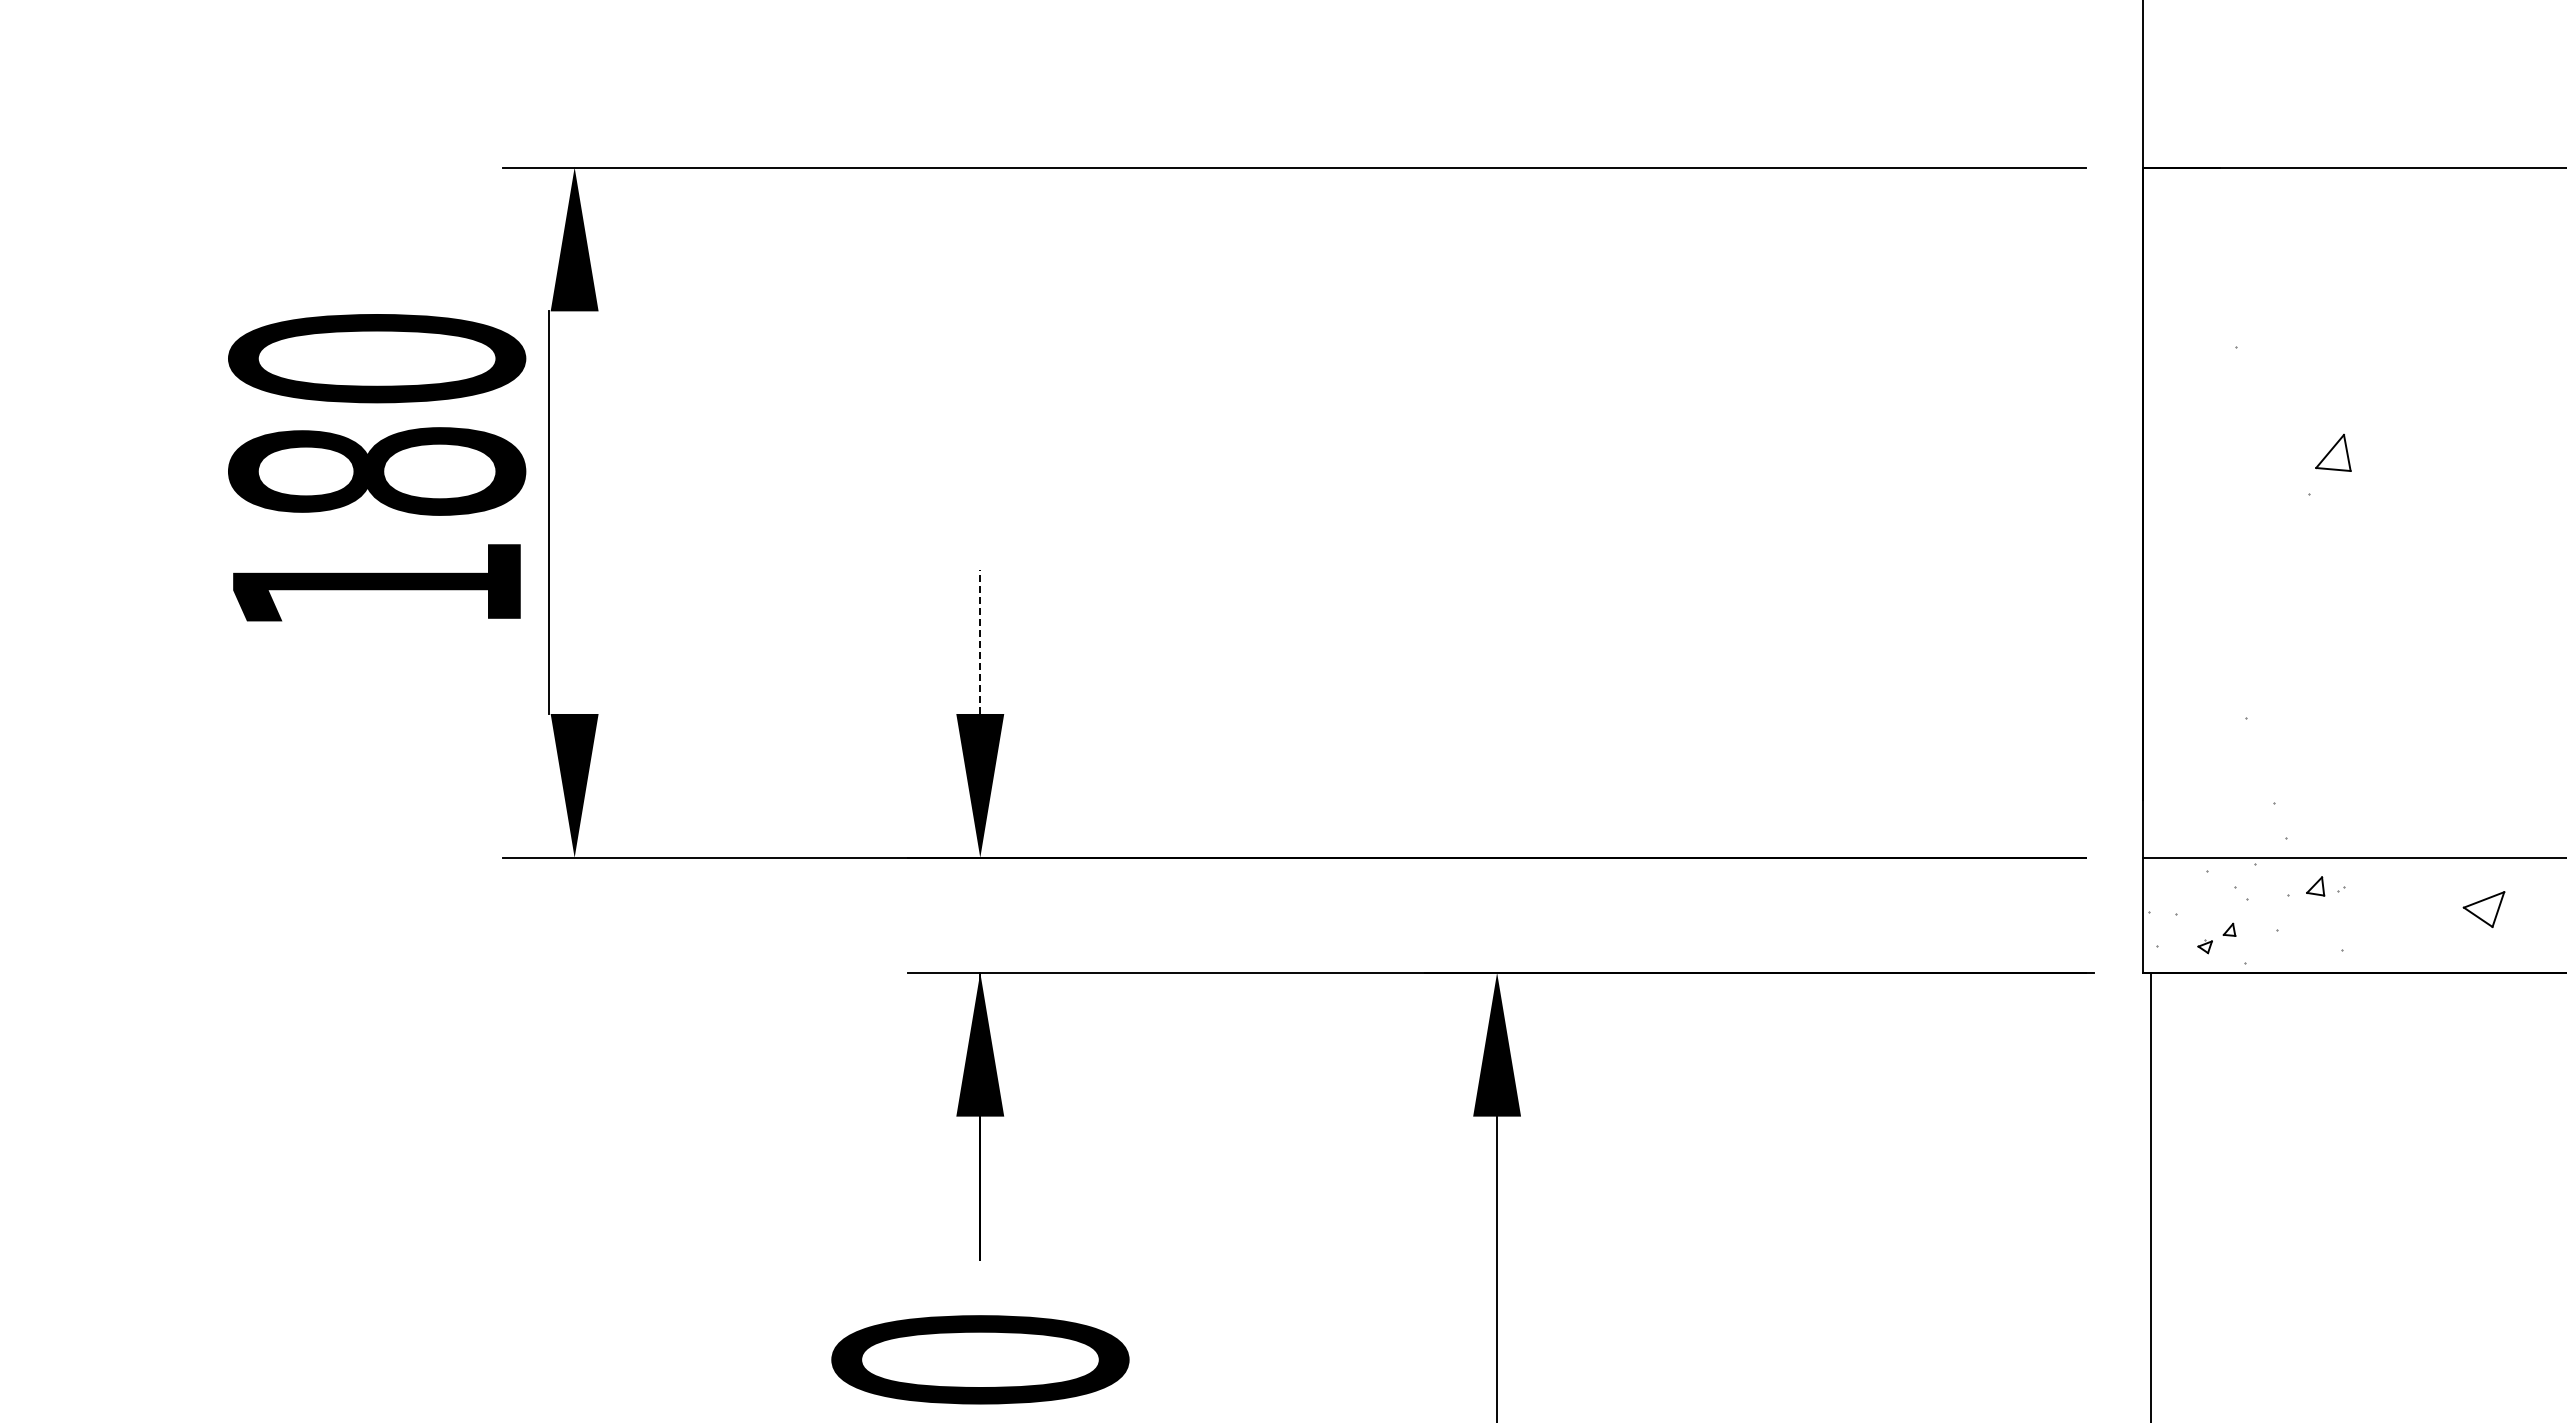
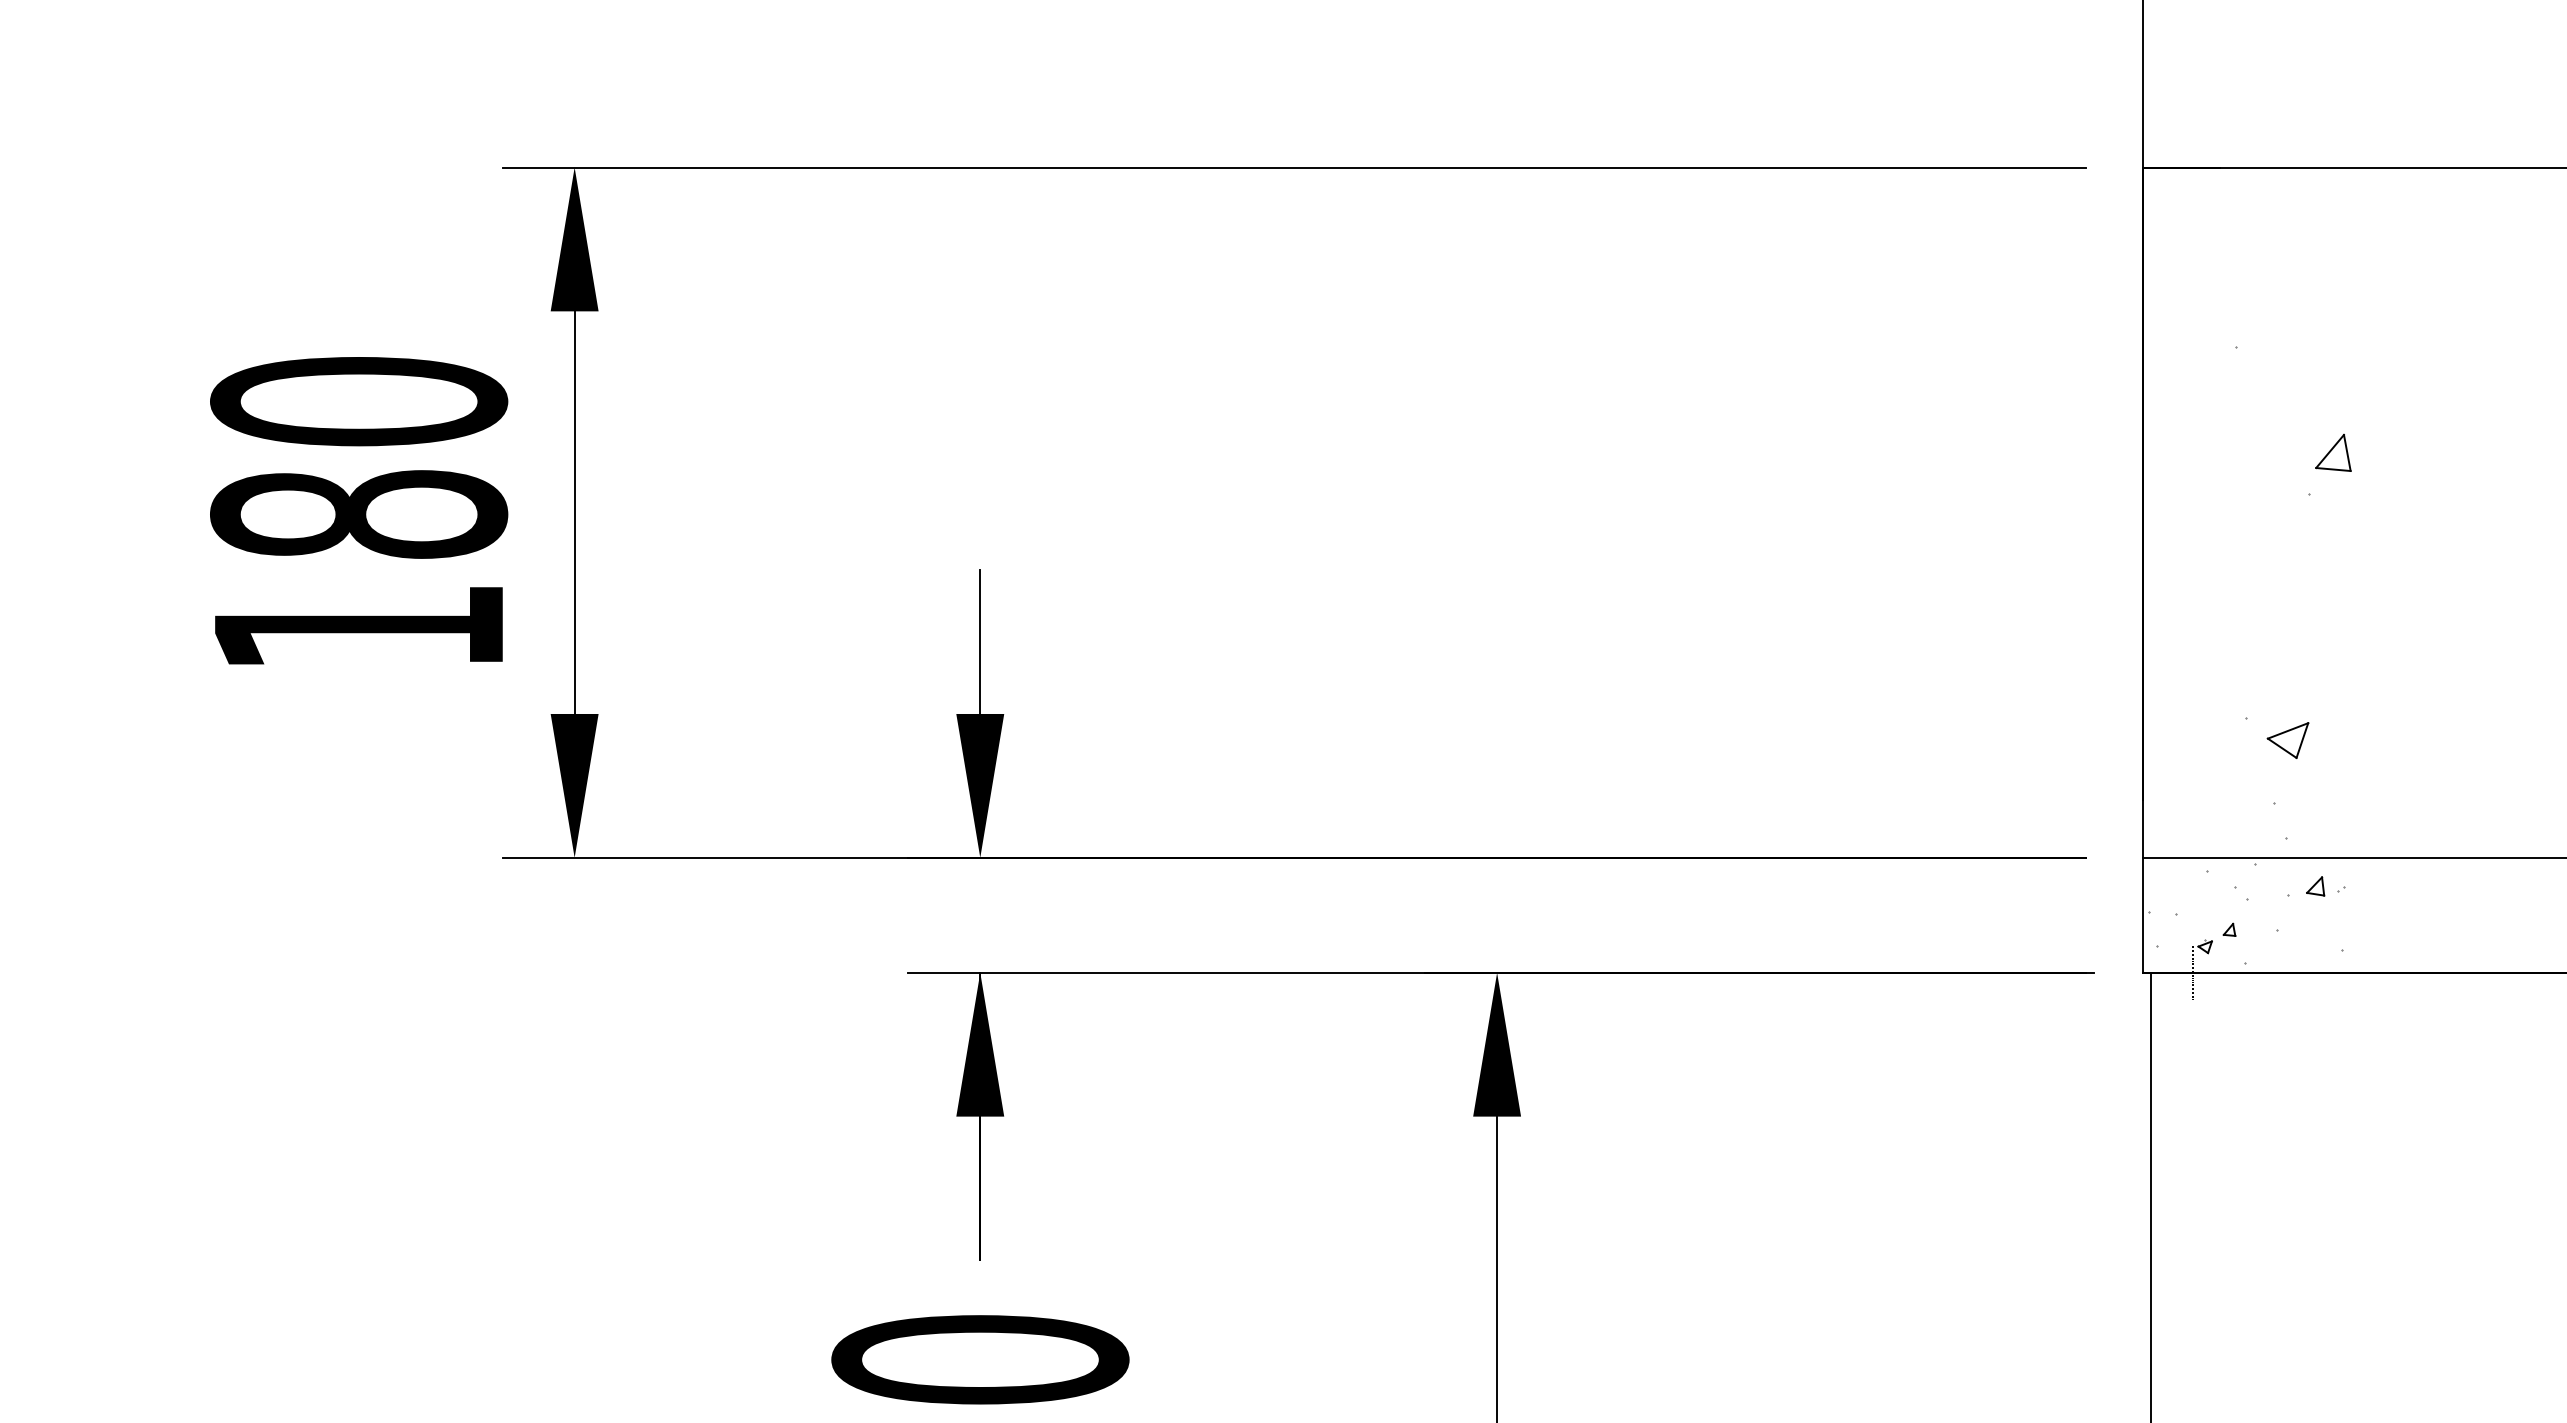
text position: (377, 467) -> (359, 510) (359, 510)
line position: (548, 512) -> (574, 512) (574, 512)
line: dashed -> solid (980, 642)
part position: (2483, 909) -> (2287, 740) (2287, 740)
line: none -> present (2193, 972)
